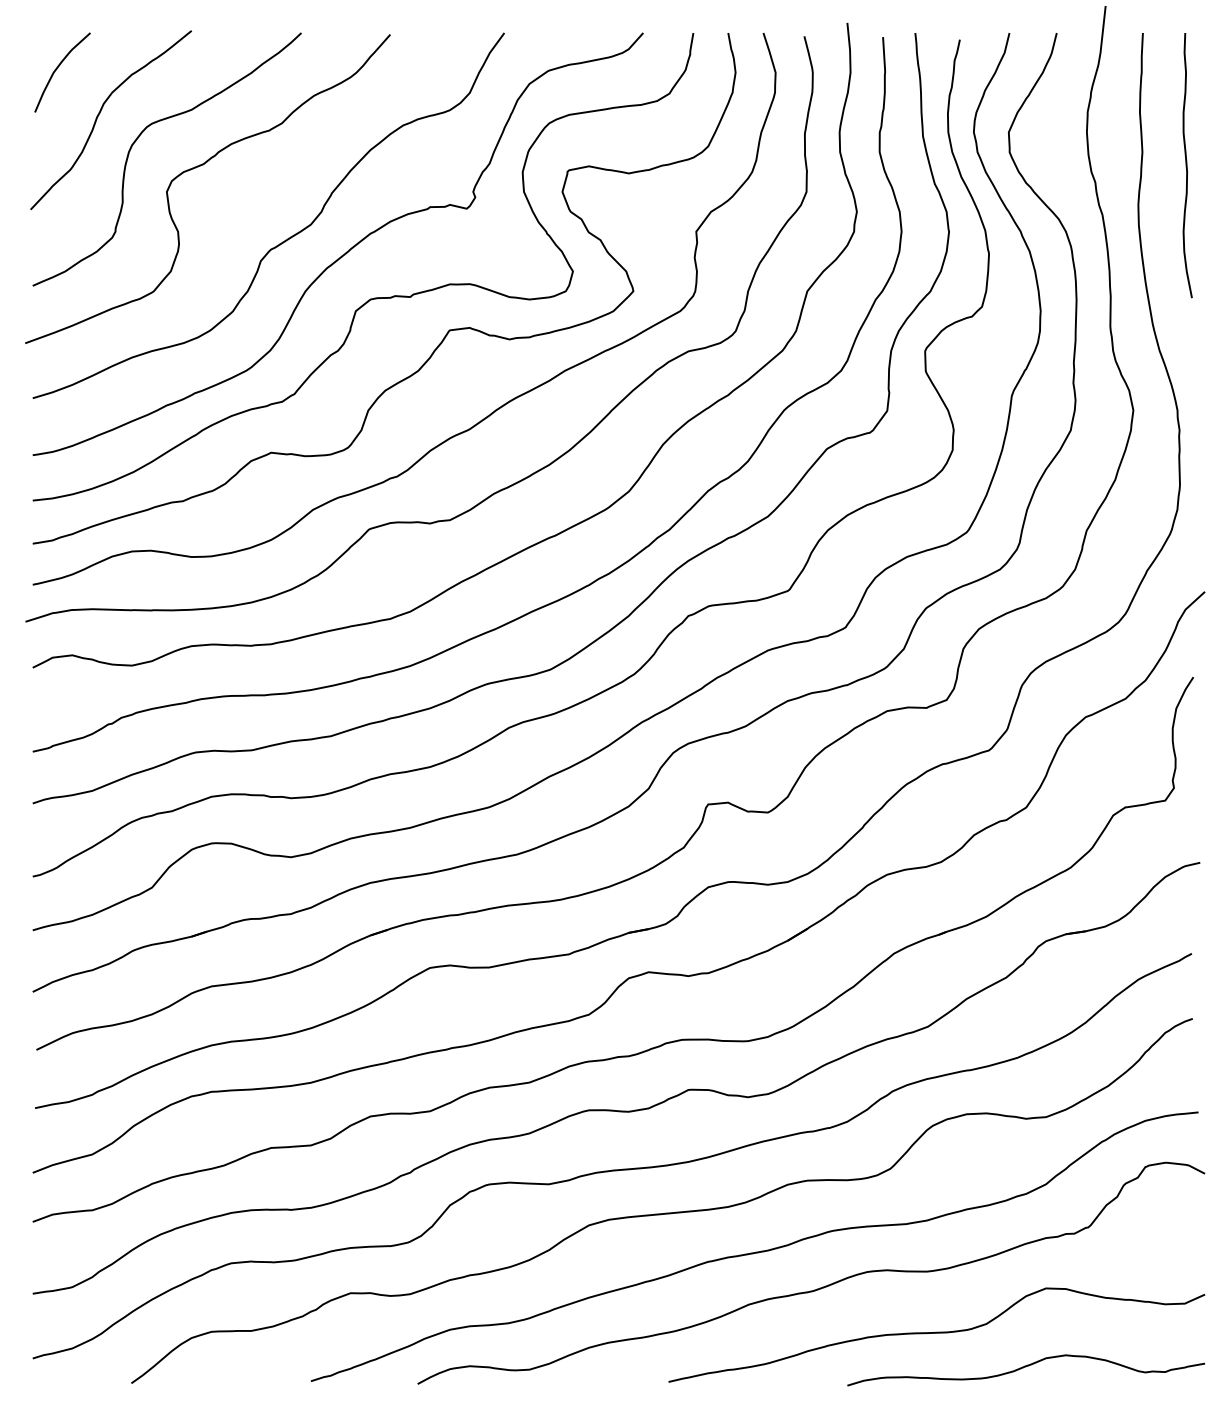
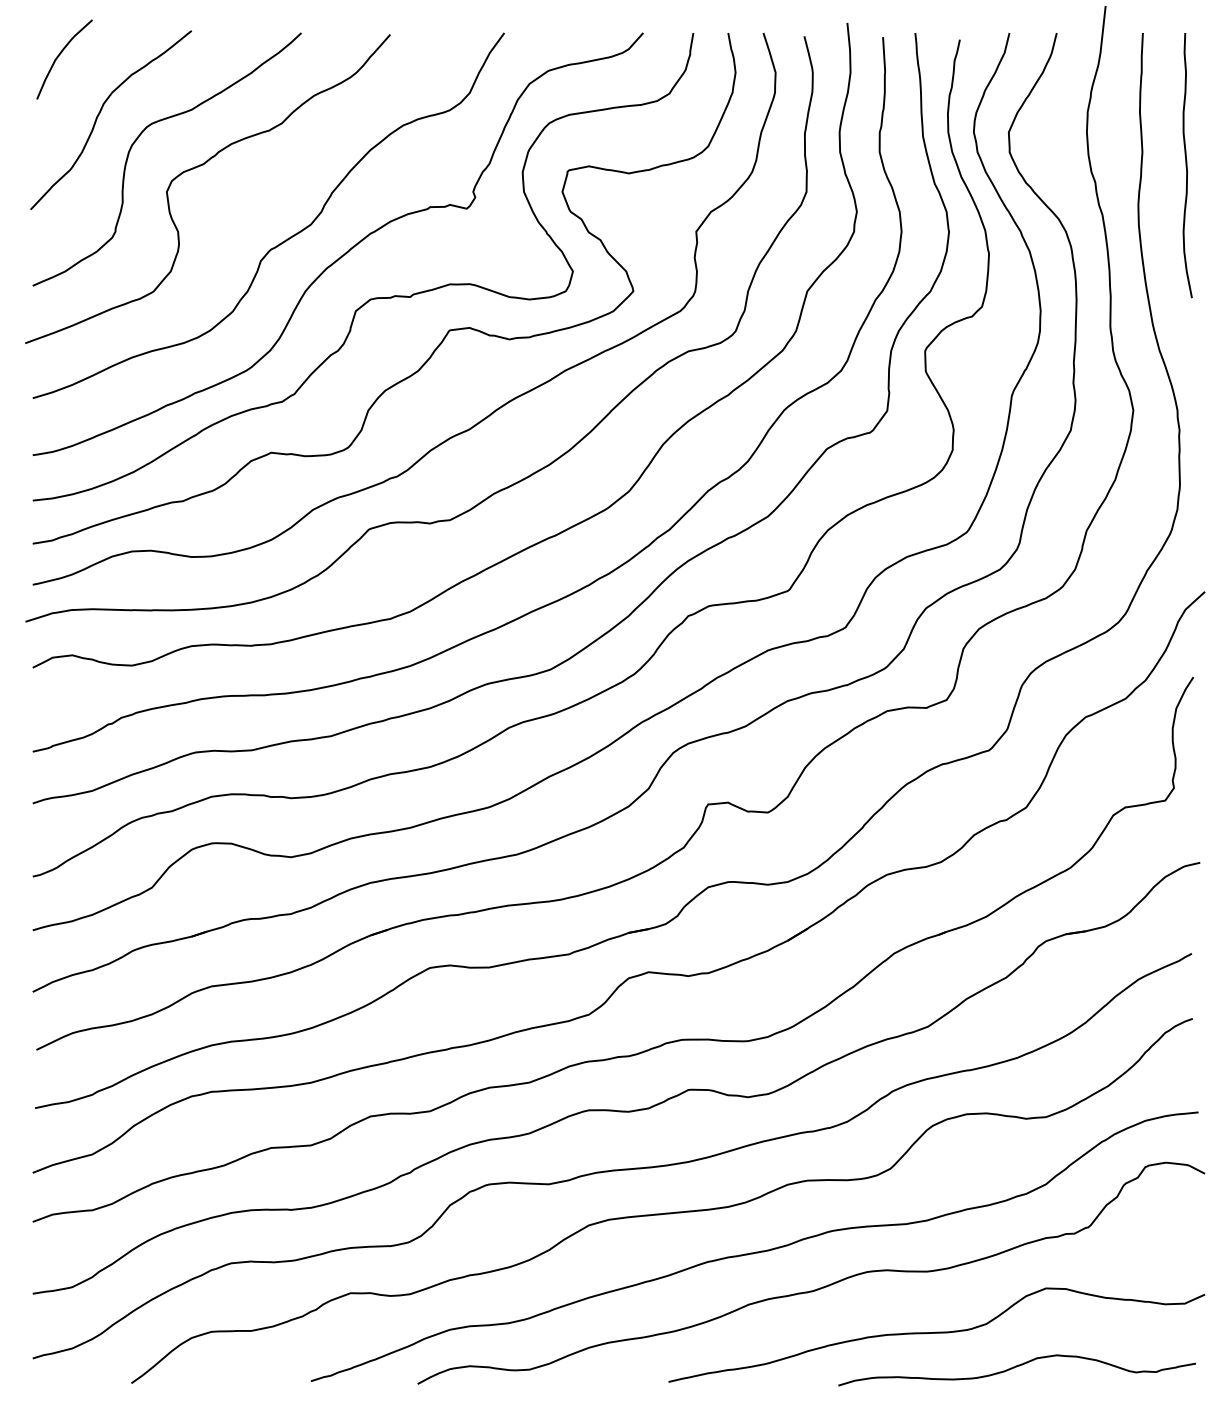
curve position: (57, 69) -> (59, 56) (59, 56)
curve position: (1023, 1368) -> (1014, 1368) (1014, 1368)
